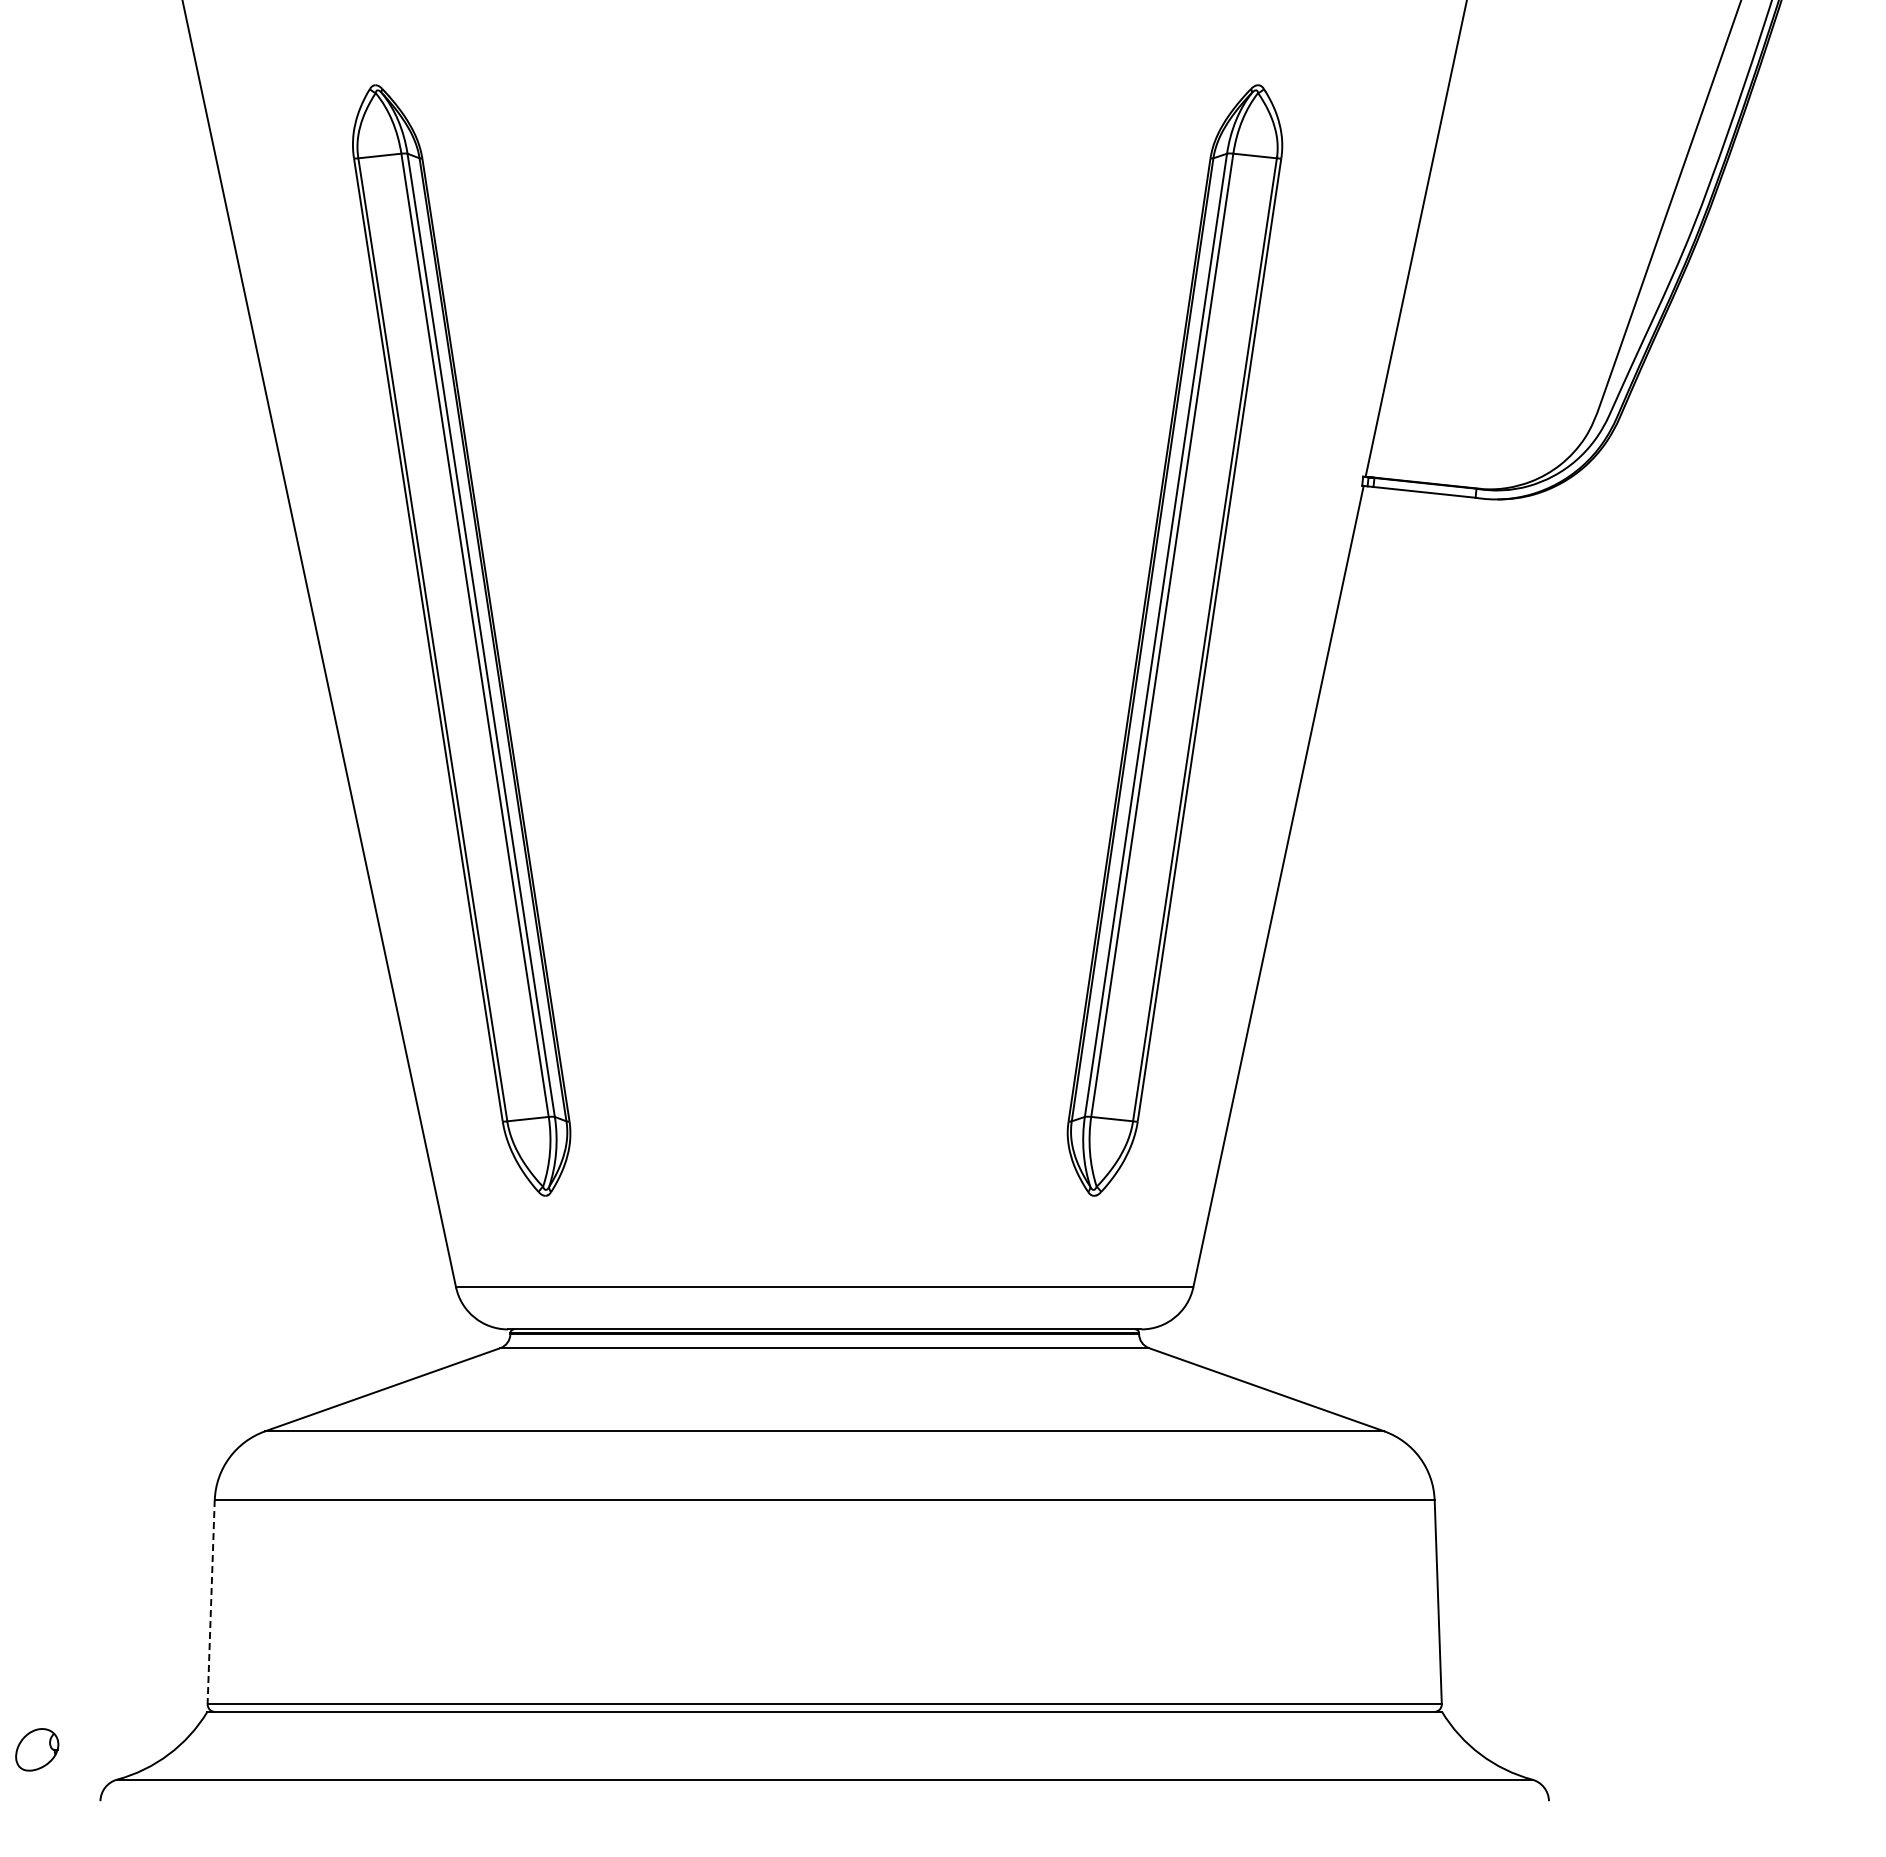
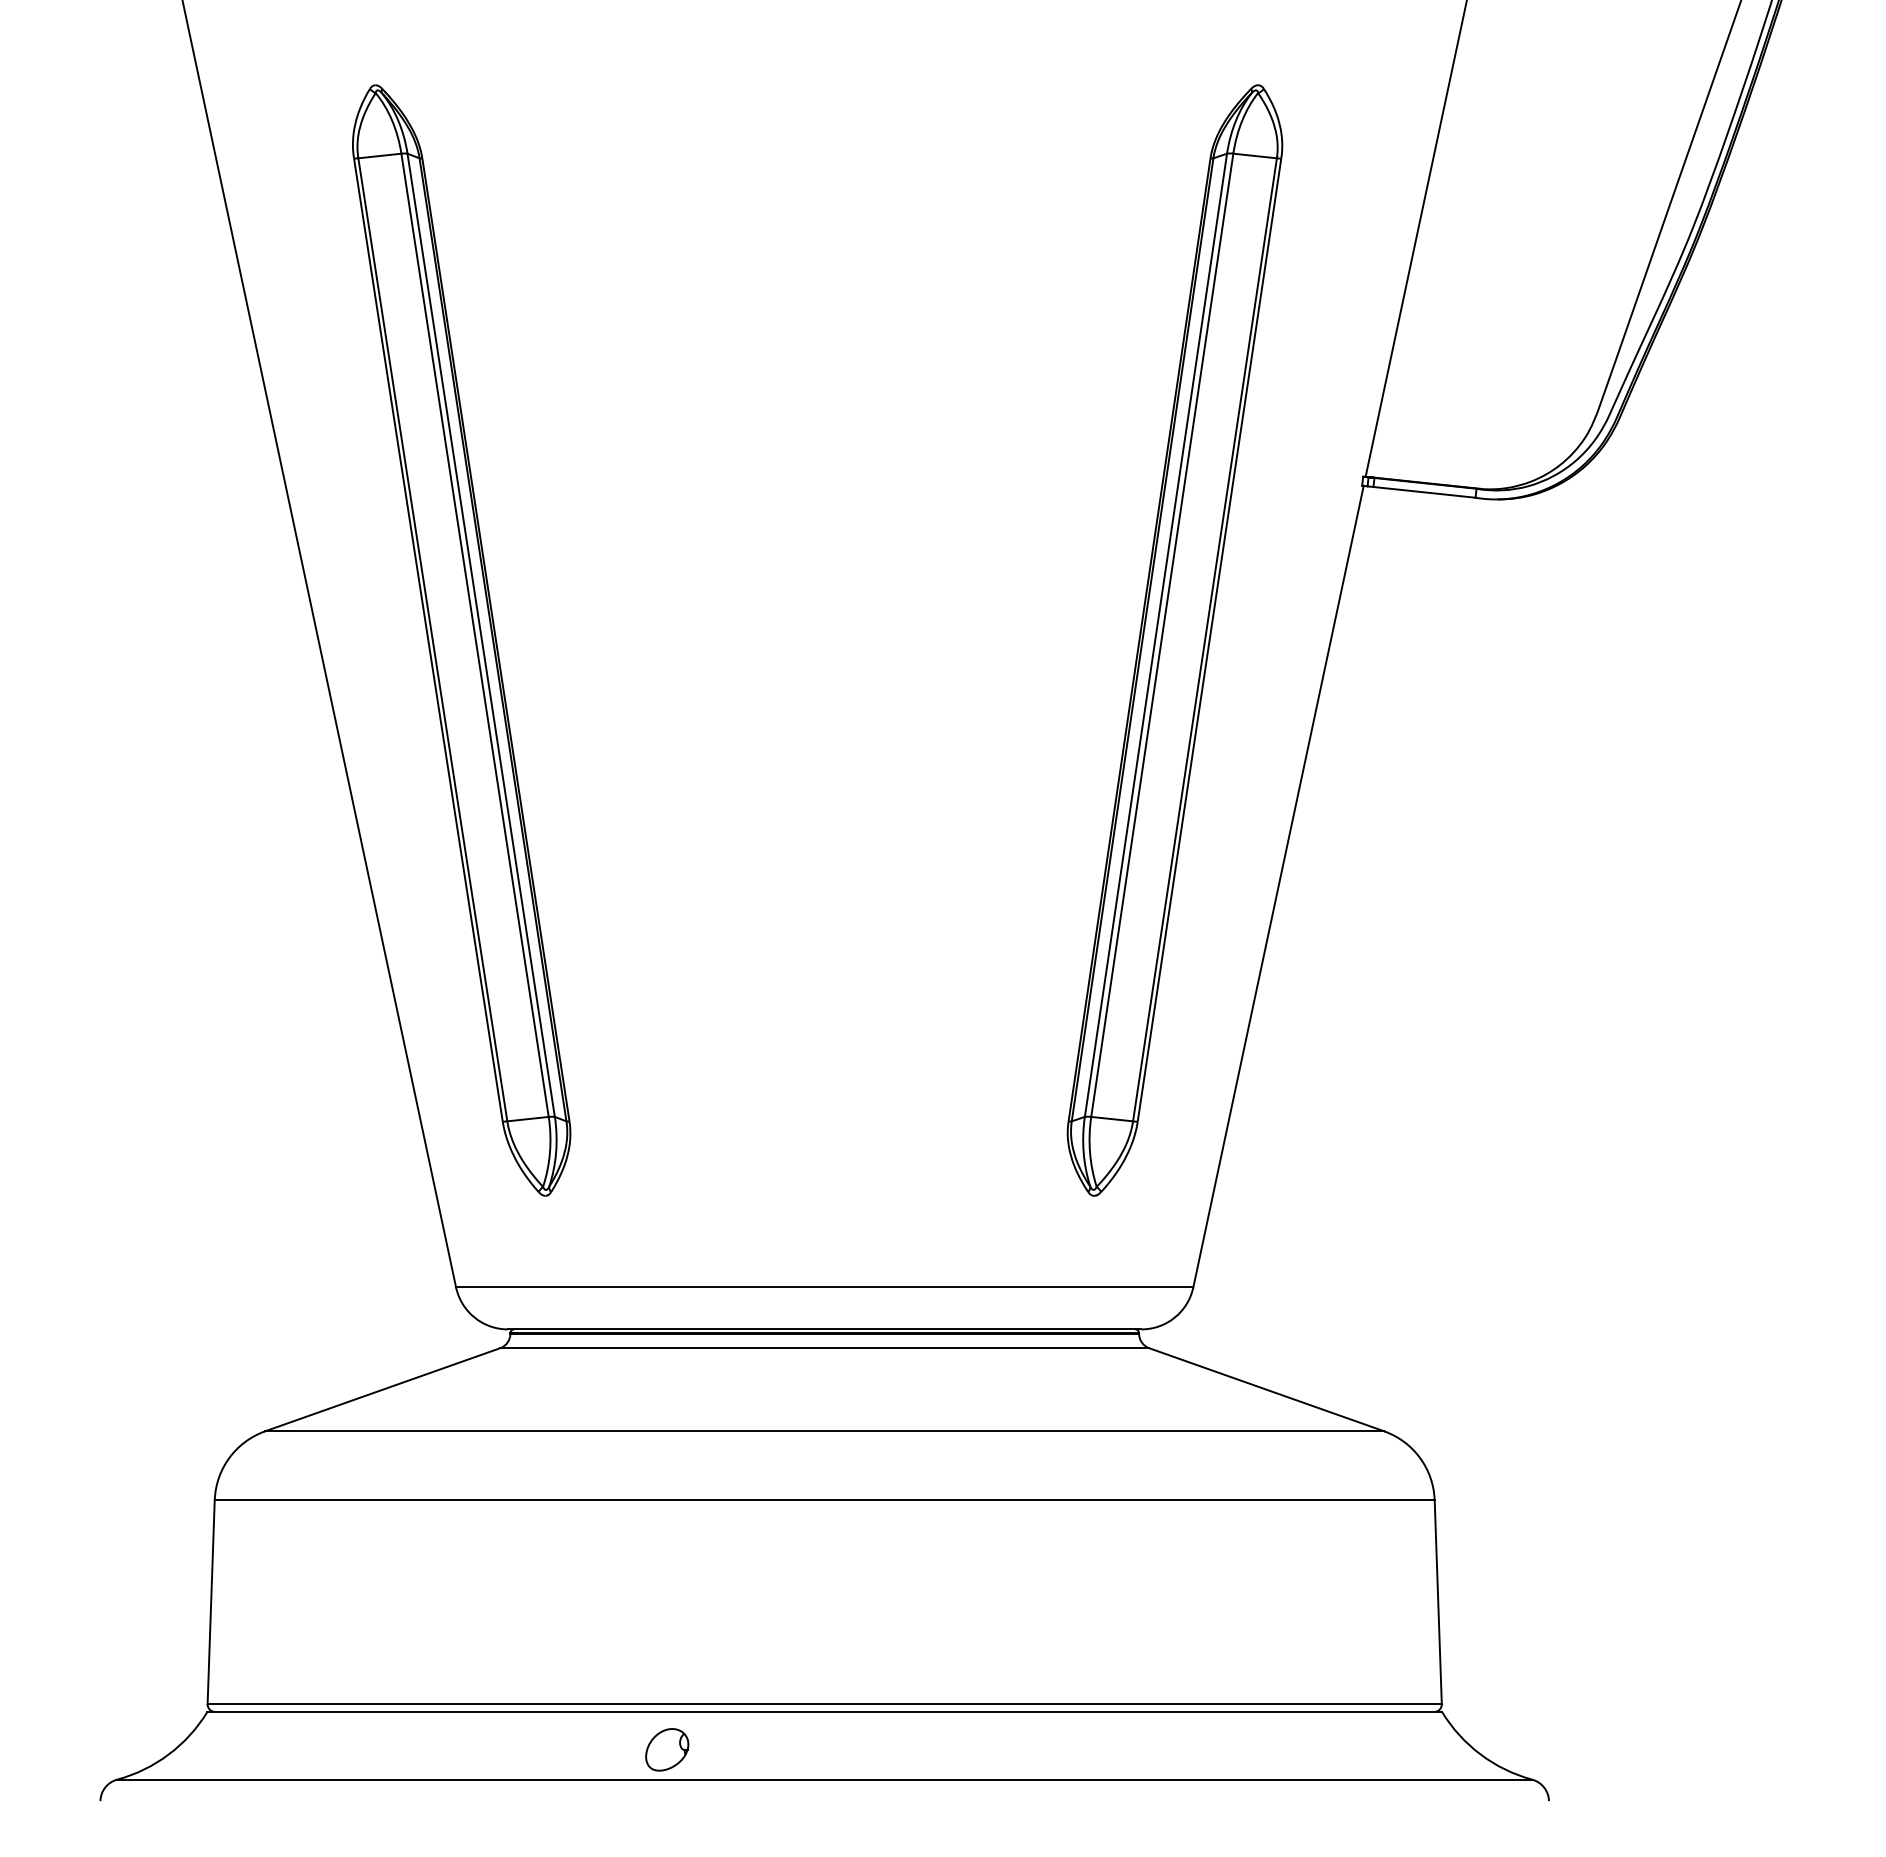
line: dashed -> solid (211, 1602)
part position: (37, 1749) -> (667, 1749) (667, 1749)
